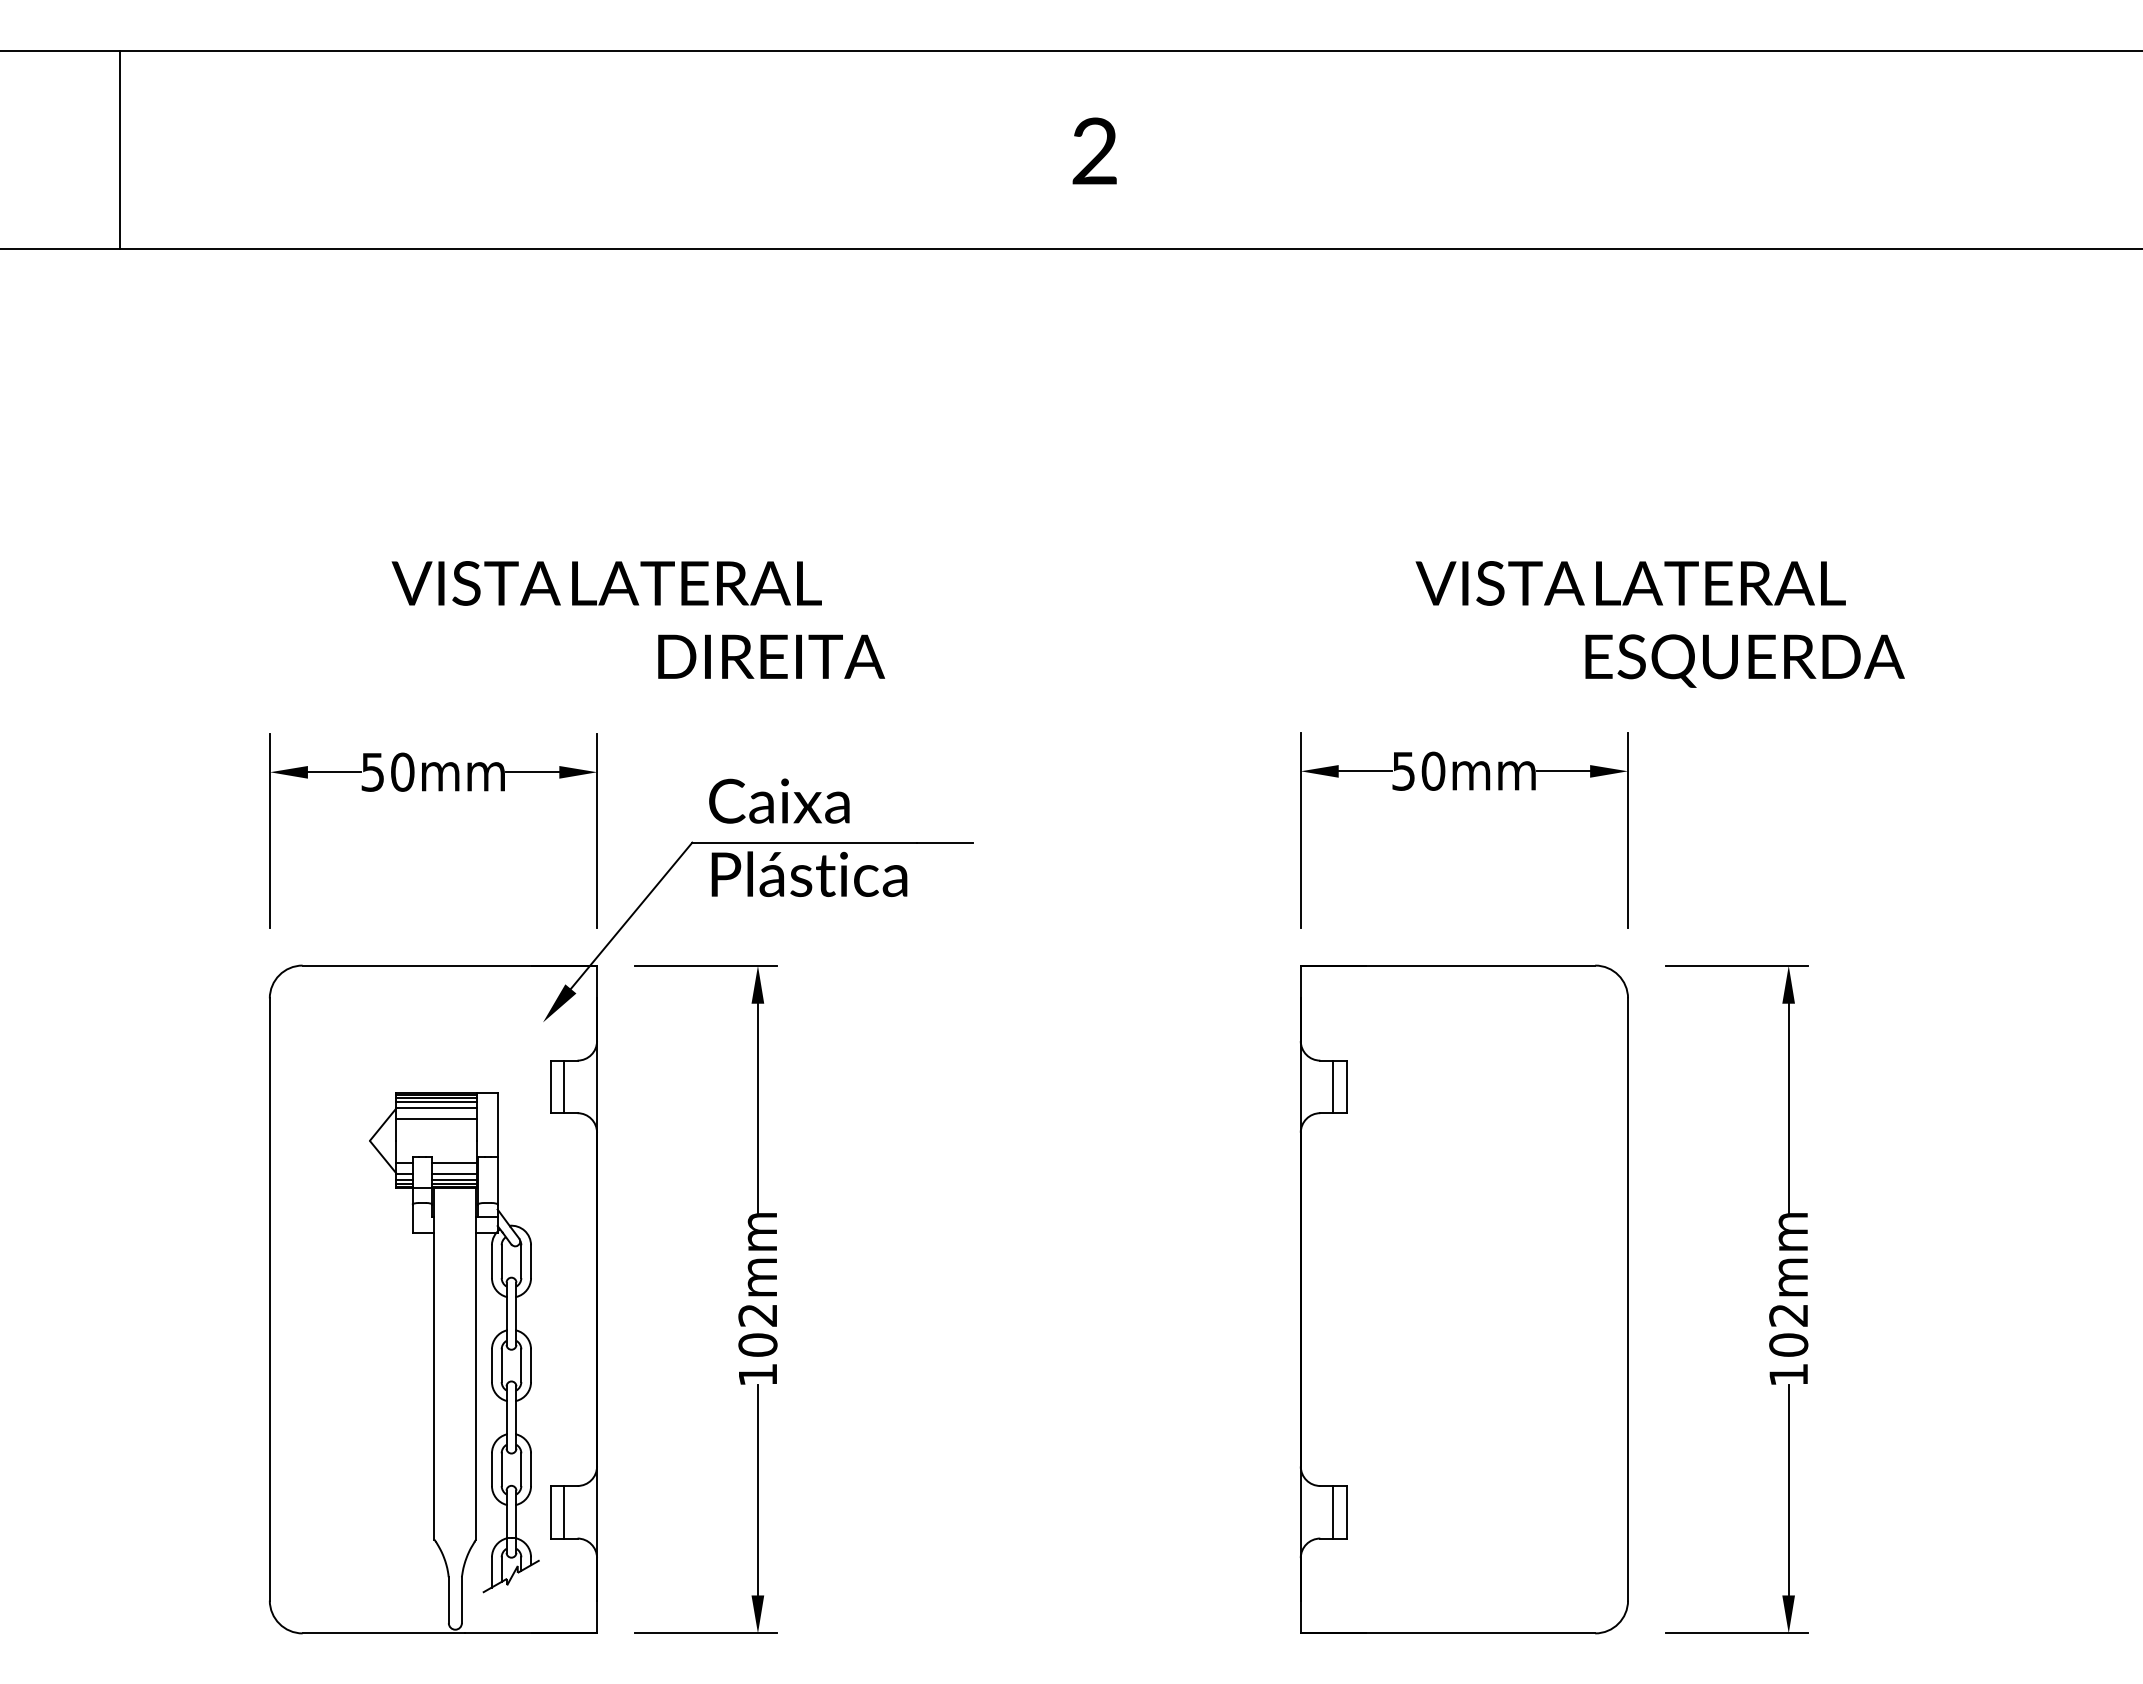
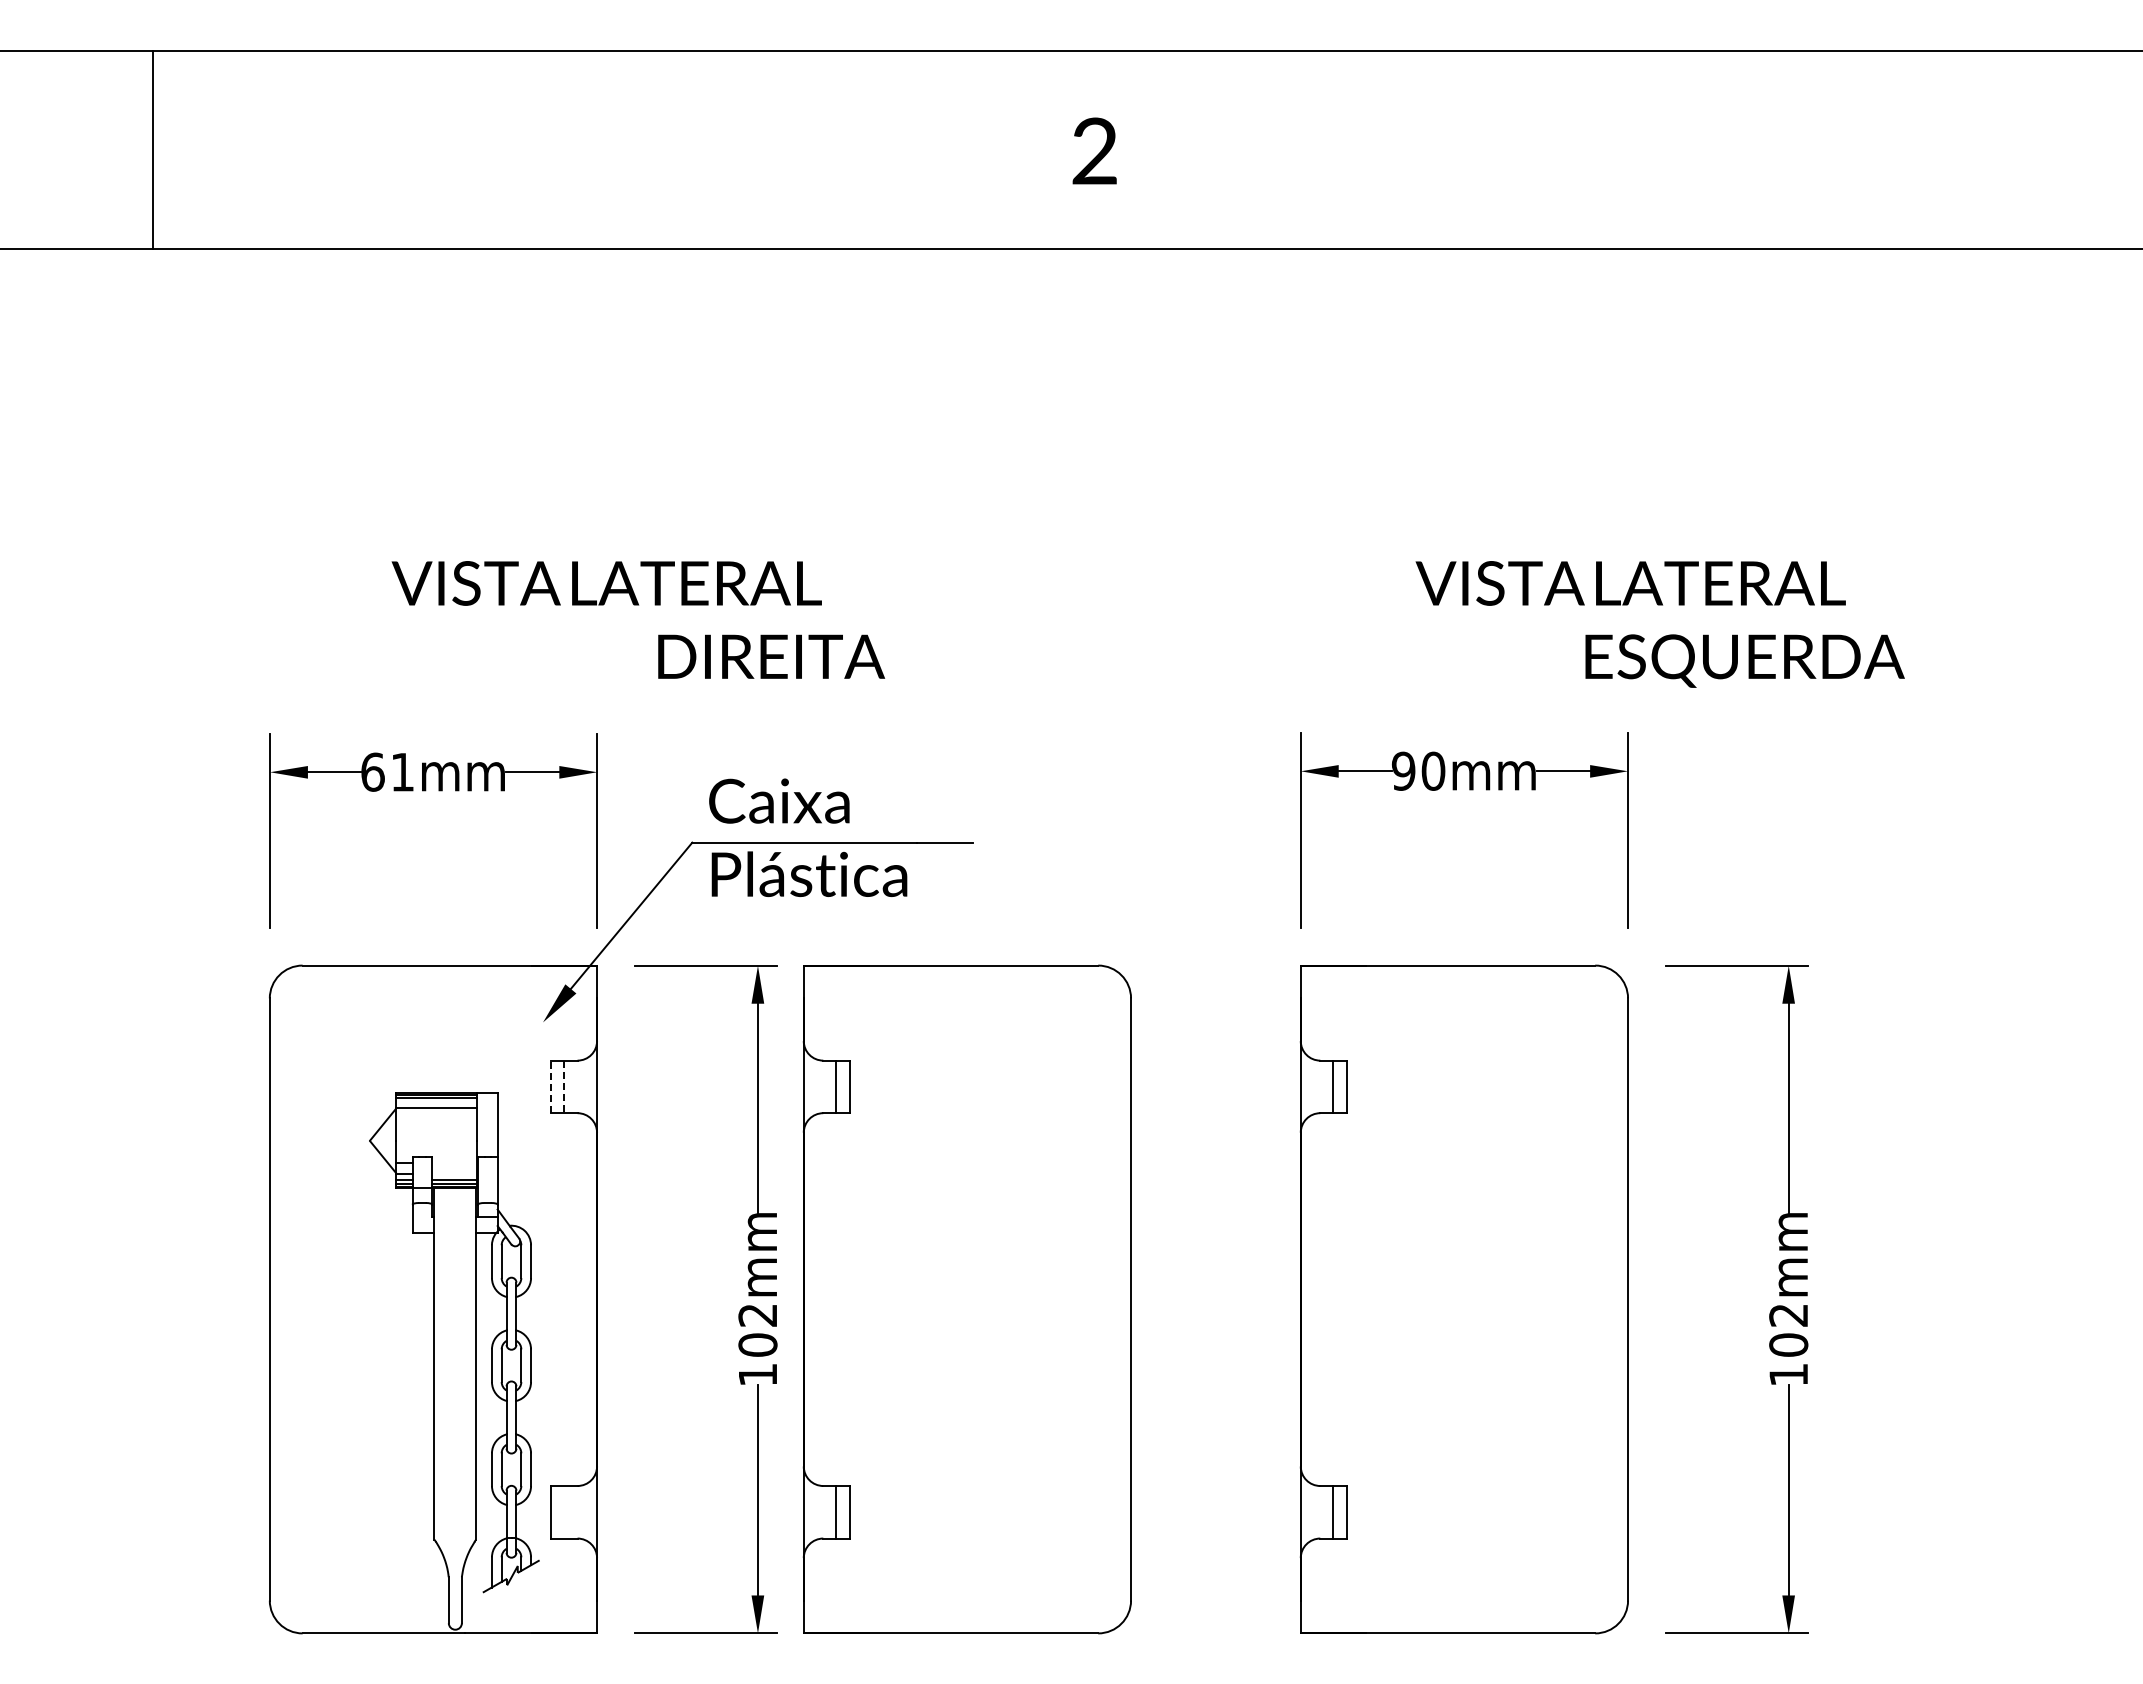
line position: (119, 149) -> (152, 149) (152, 149)
text: 50mm -> 90mm (1403, 770)
text: 50mm -> 61mm (387, 771)
line: solid -> dashed (551, 1086)
line: solid -> dashed (564, 1087)
line: present -> none (436, 1101)
line: present -> none (436, 1119)
line: present -> none (454, 1162)
line: present -> none (454, 1173)
part: none -> present (966, 1299)
line: present -> none (564, 1512)
